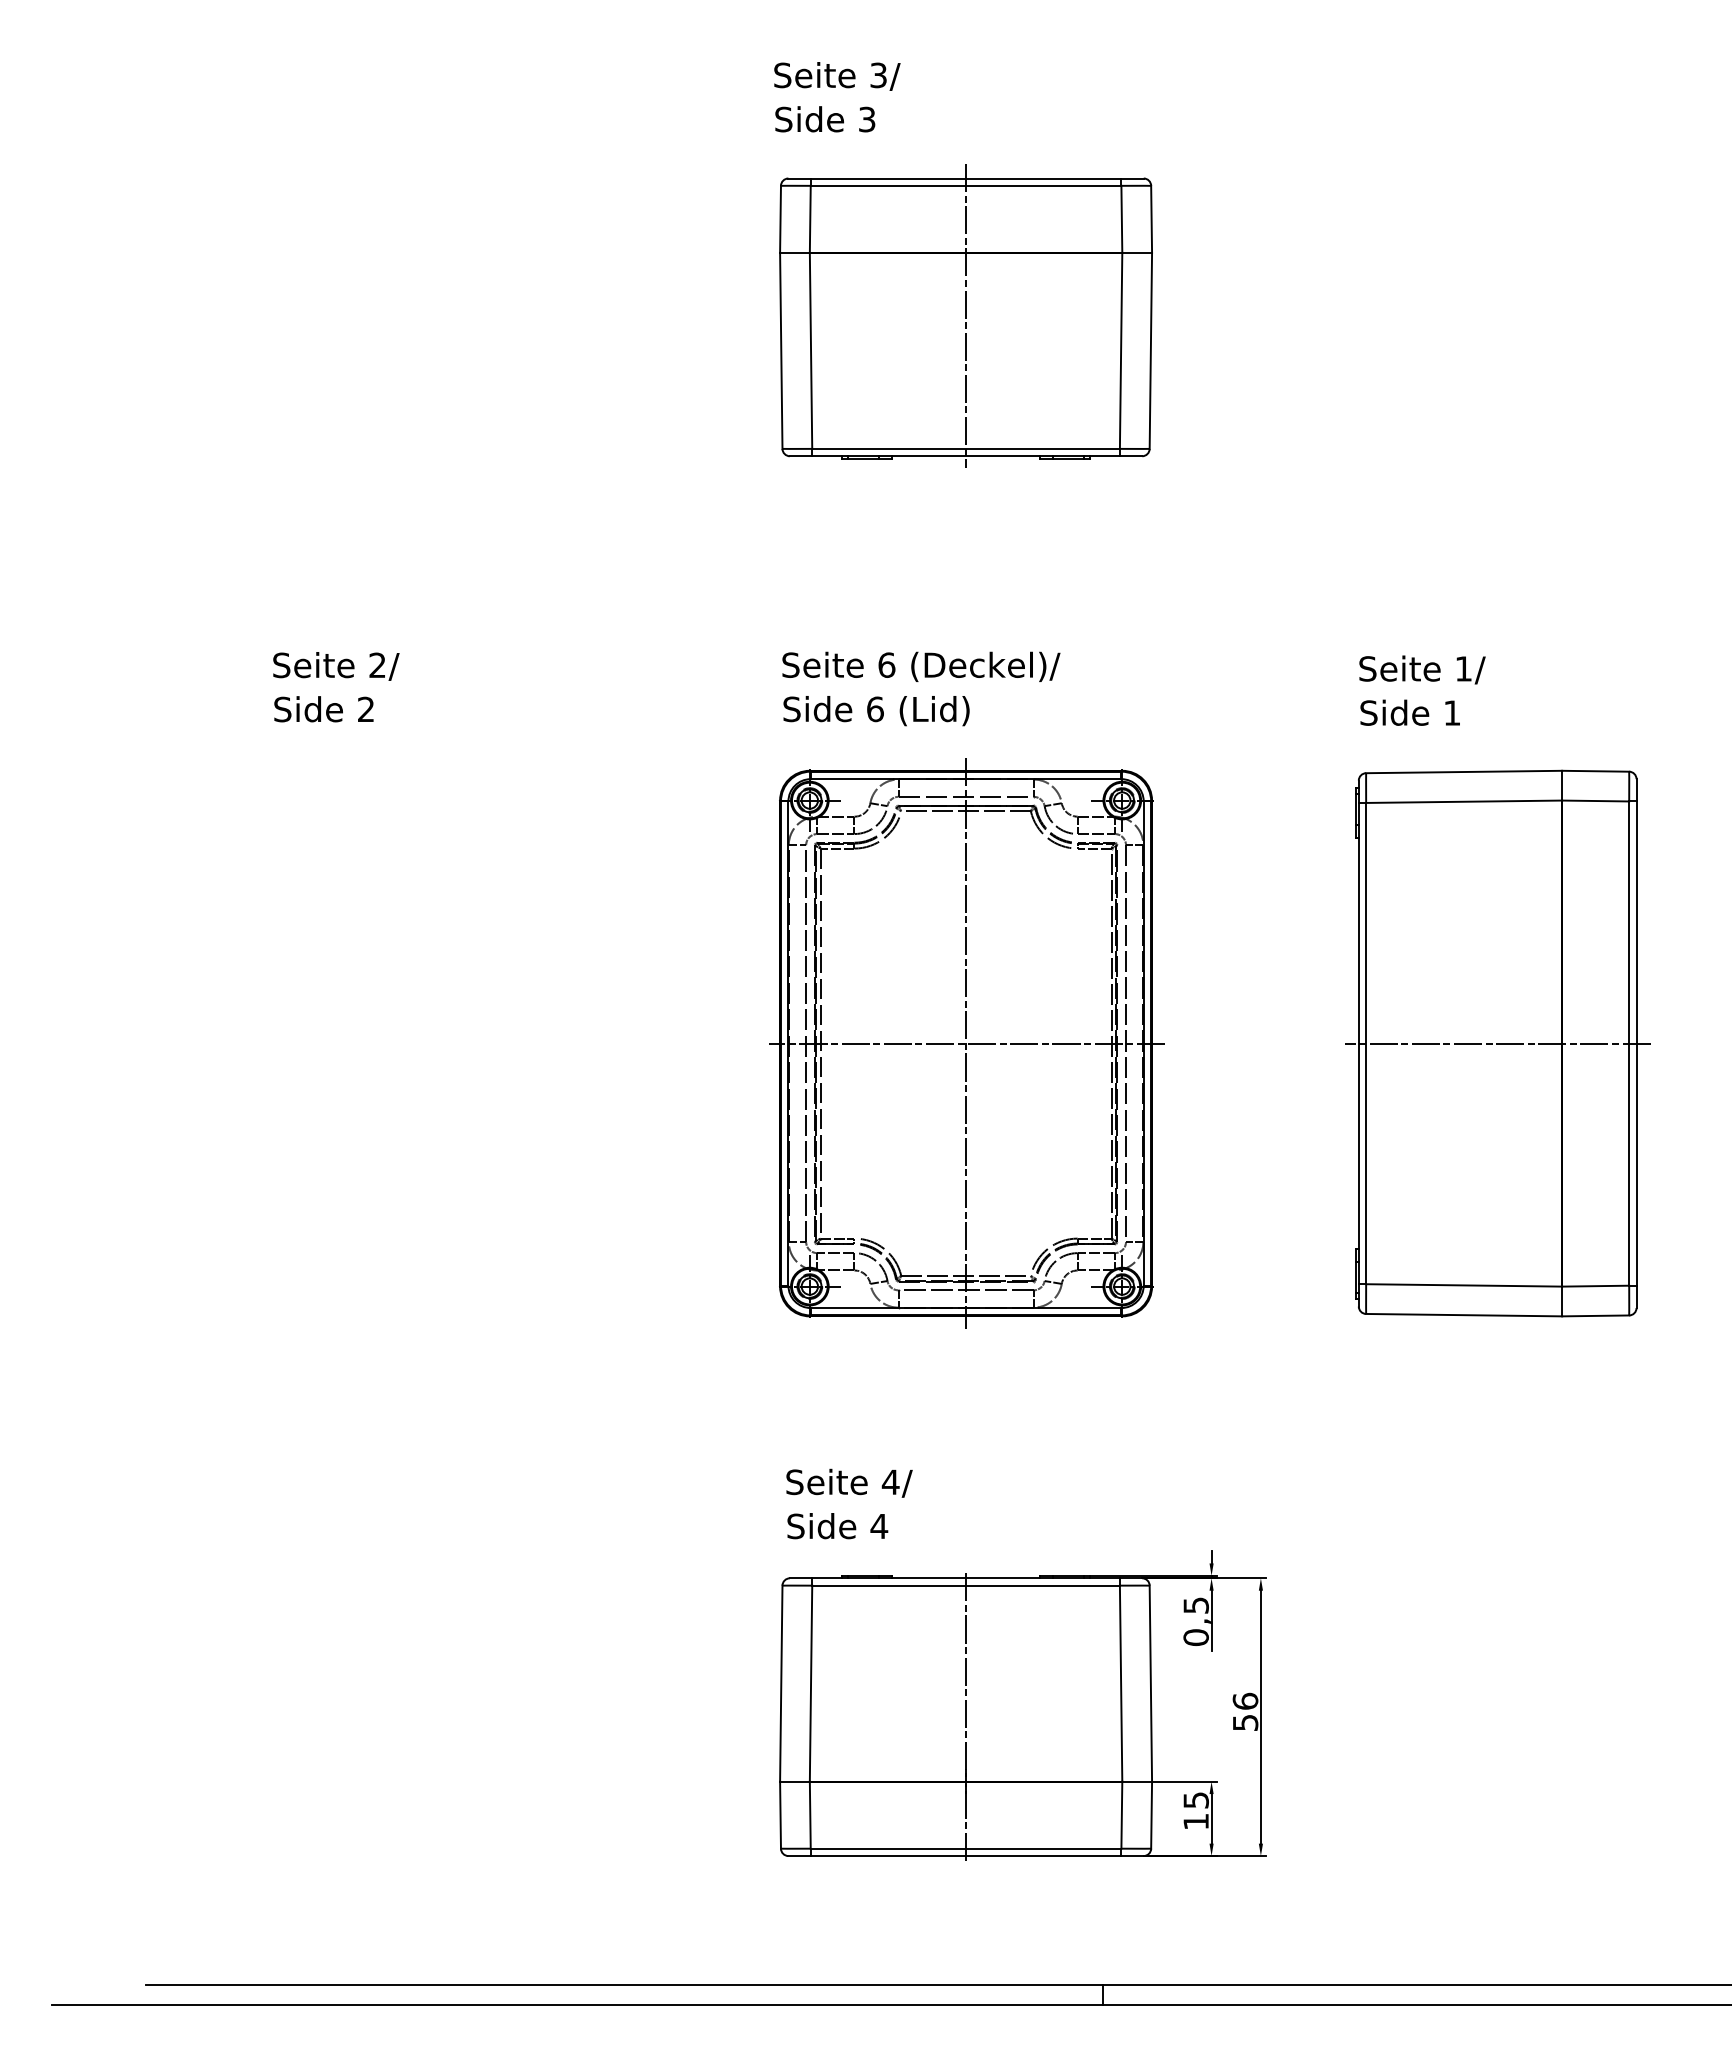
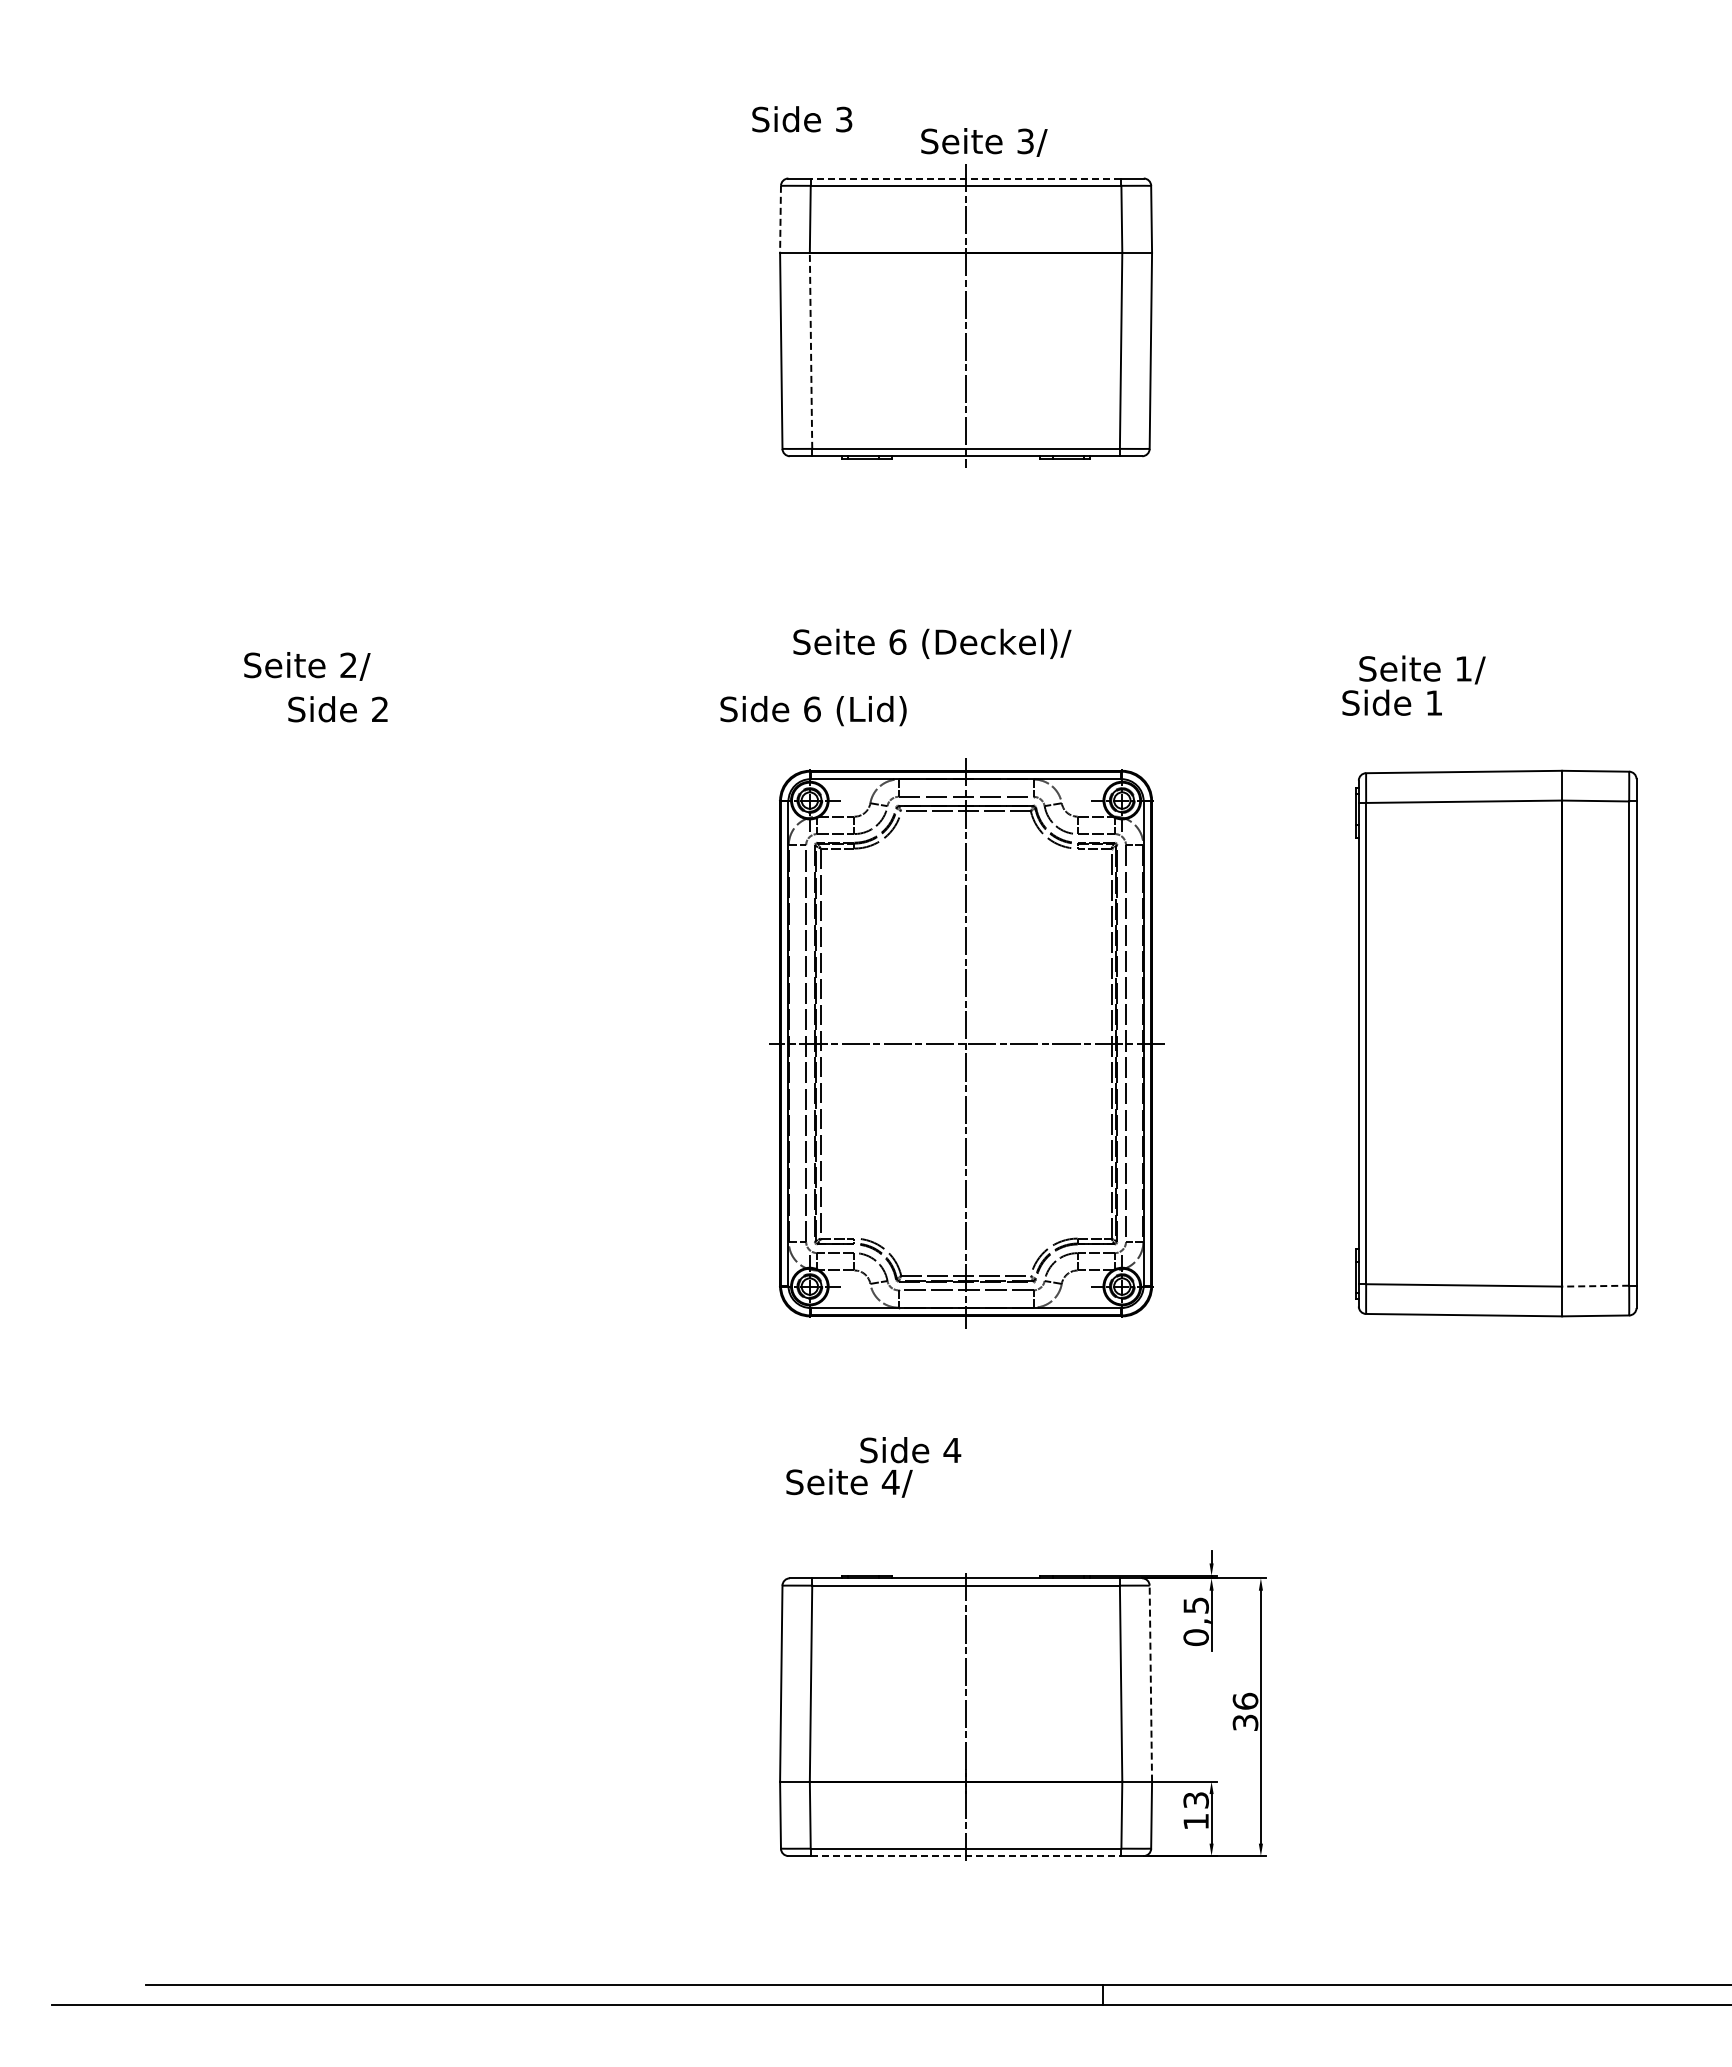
text position: (837, 76) -> (984, 142) (984, 142)
text position: (825, 119) -> (802, 119) (802, 119)
line: solid -> dashed (965, 178)
line: solid -> dashed (780, 219)
line: solid -> dashed (811, 350)
text position: (336, 666) -> (307, 666) (307, 666)
text position: (921, 666) -> (932, 643) (932, 643)
text position: (323, 709) -> (337, 709) (337, 709)
text position: (876, 711) -> (813, 711) (813, 711)
text position: (1409, 712) -> (1391, 702) (1391, 702)
line: present -> none (1497, 1043)
line: solid -> dashed (1595, 1286)
text position: (837, 1526) -> (910, 1450) (910, 1450)
line: solid -> dashed (1150, 1683)
text: 56 -> 36 (1244, 1722)
text: 15 -> 13 (1195, 1799)
line: solid -> dashed (966, 1856)
